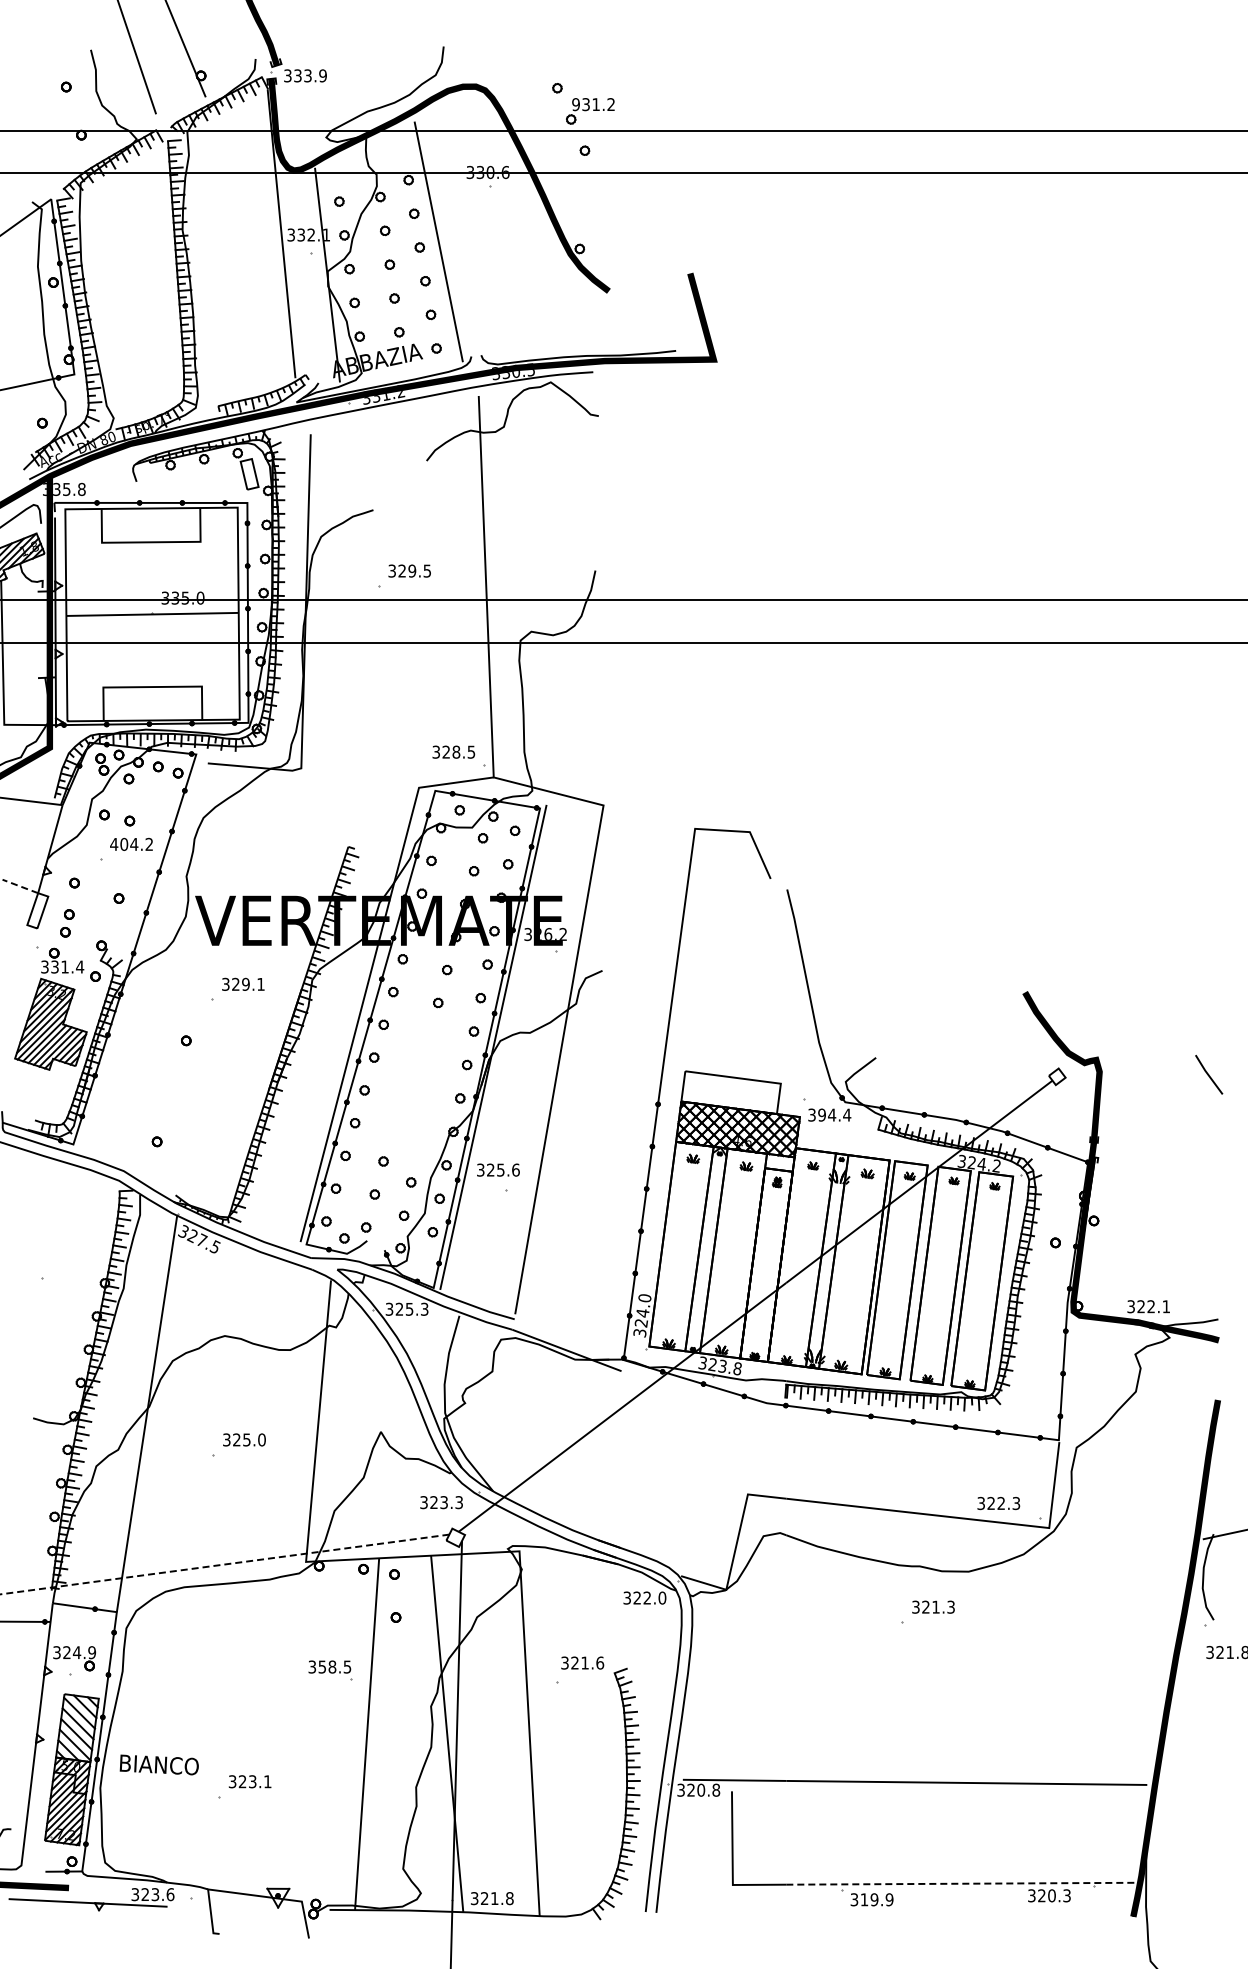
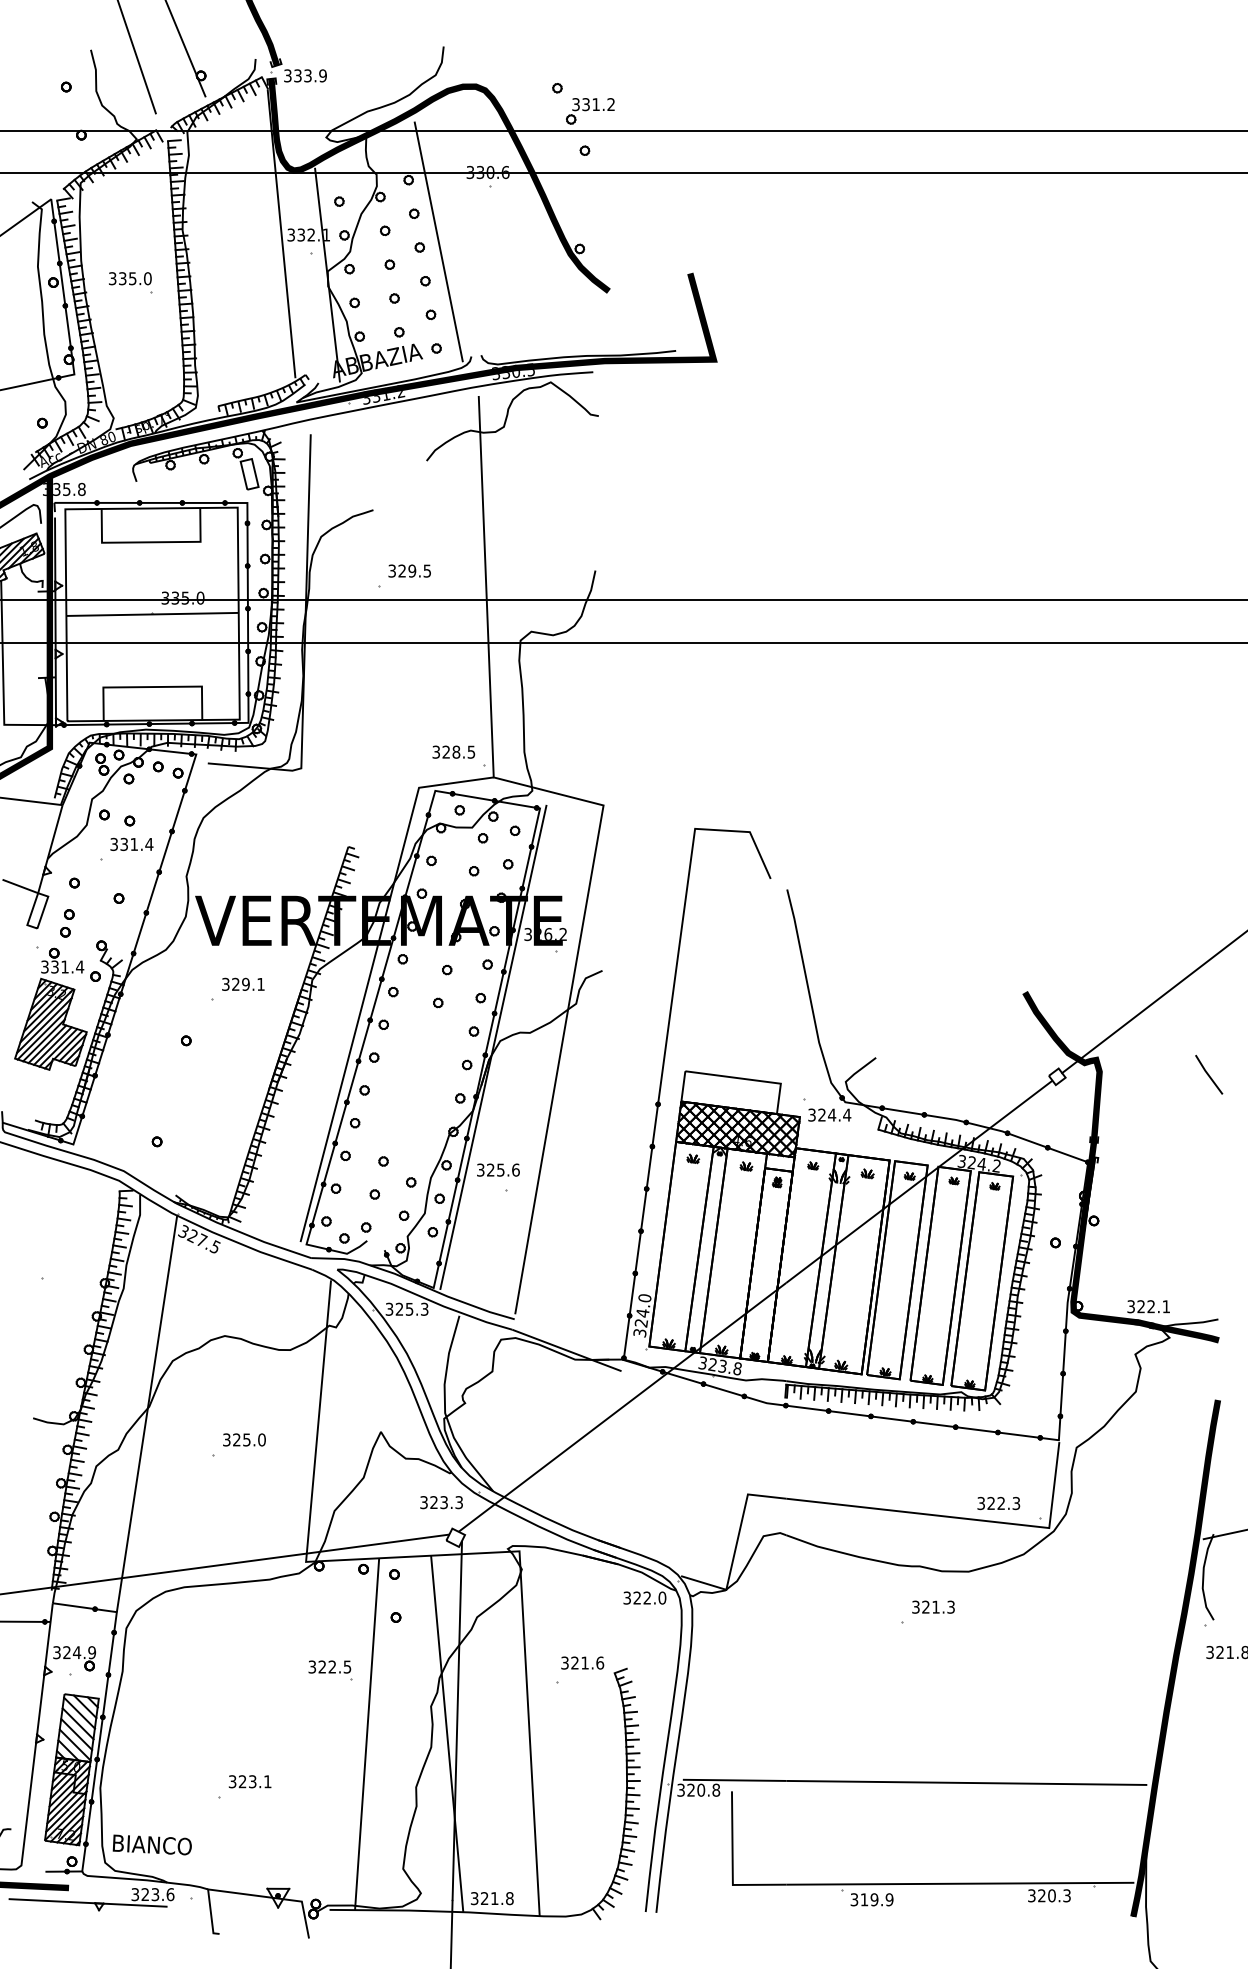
text: 931.2 -> 331.2 (575, 104)
part: none -> present (130, 282)
text: 404.2 -> 331.4 (131, 844)
line: dashed -> solid (19, 886)
line: none -> present (1153, 1002)
text: 394.4 -> 324.4 (821, 1114)
line: dashed -> solid (224, 1564)
text: 358.5 -> 322.5 (327, 1666)
text position: (158, 1764) -> (151, 1844) (151, 1844)
line: dashed -> solid (960, 1883)
